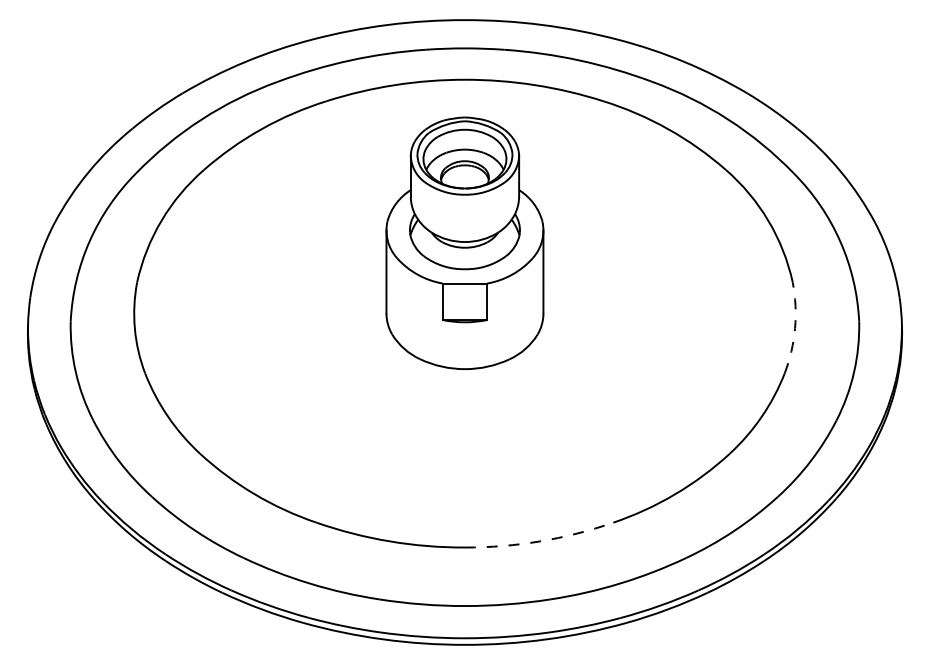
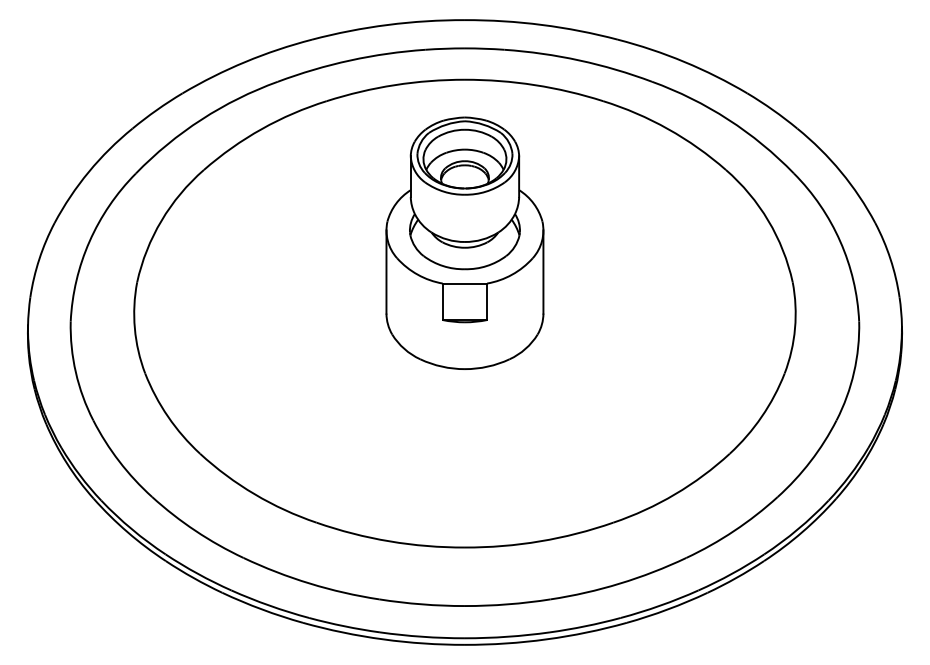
arc: dashed -> solid (795, 328)
arc: dashed -> solid (540, 541)
